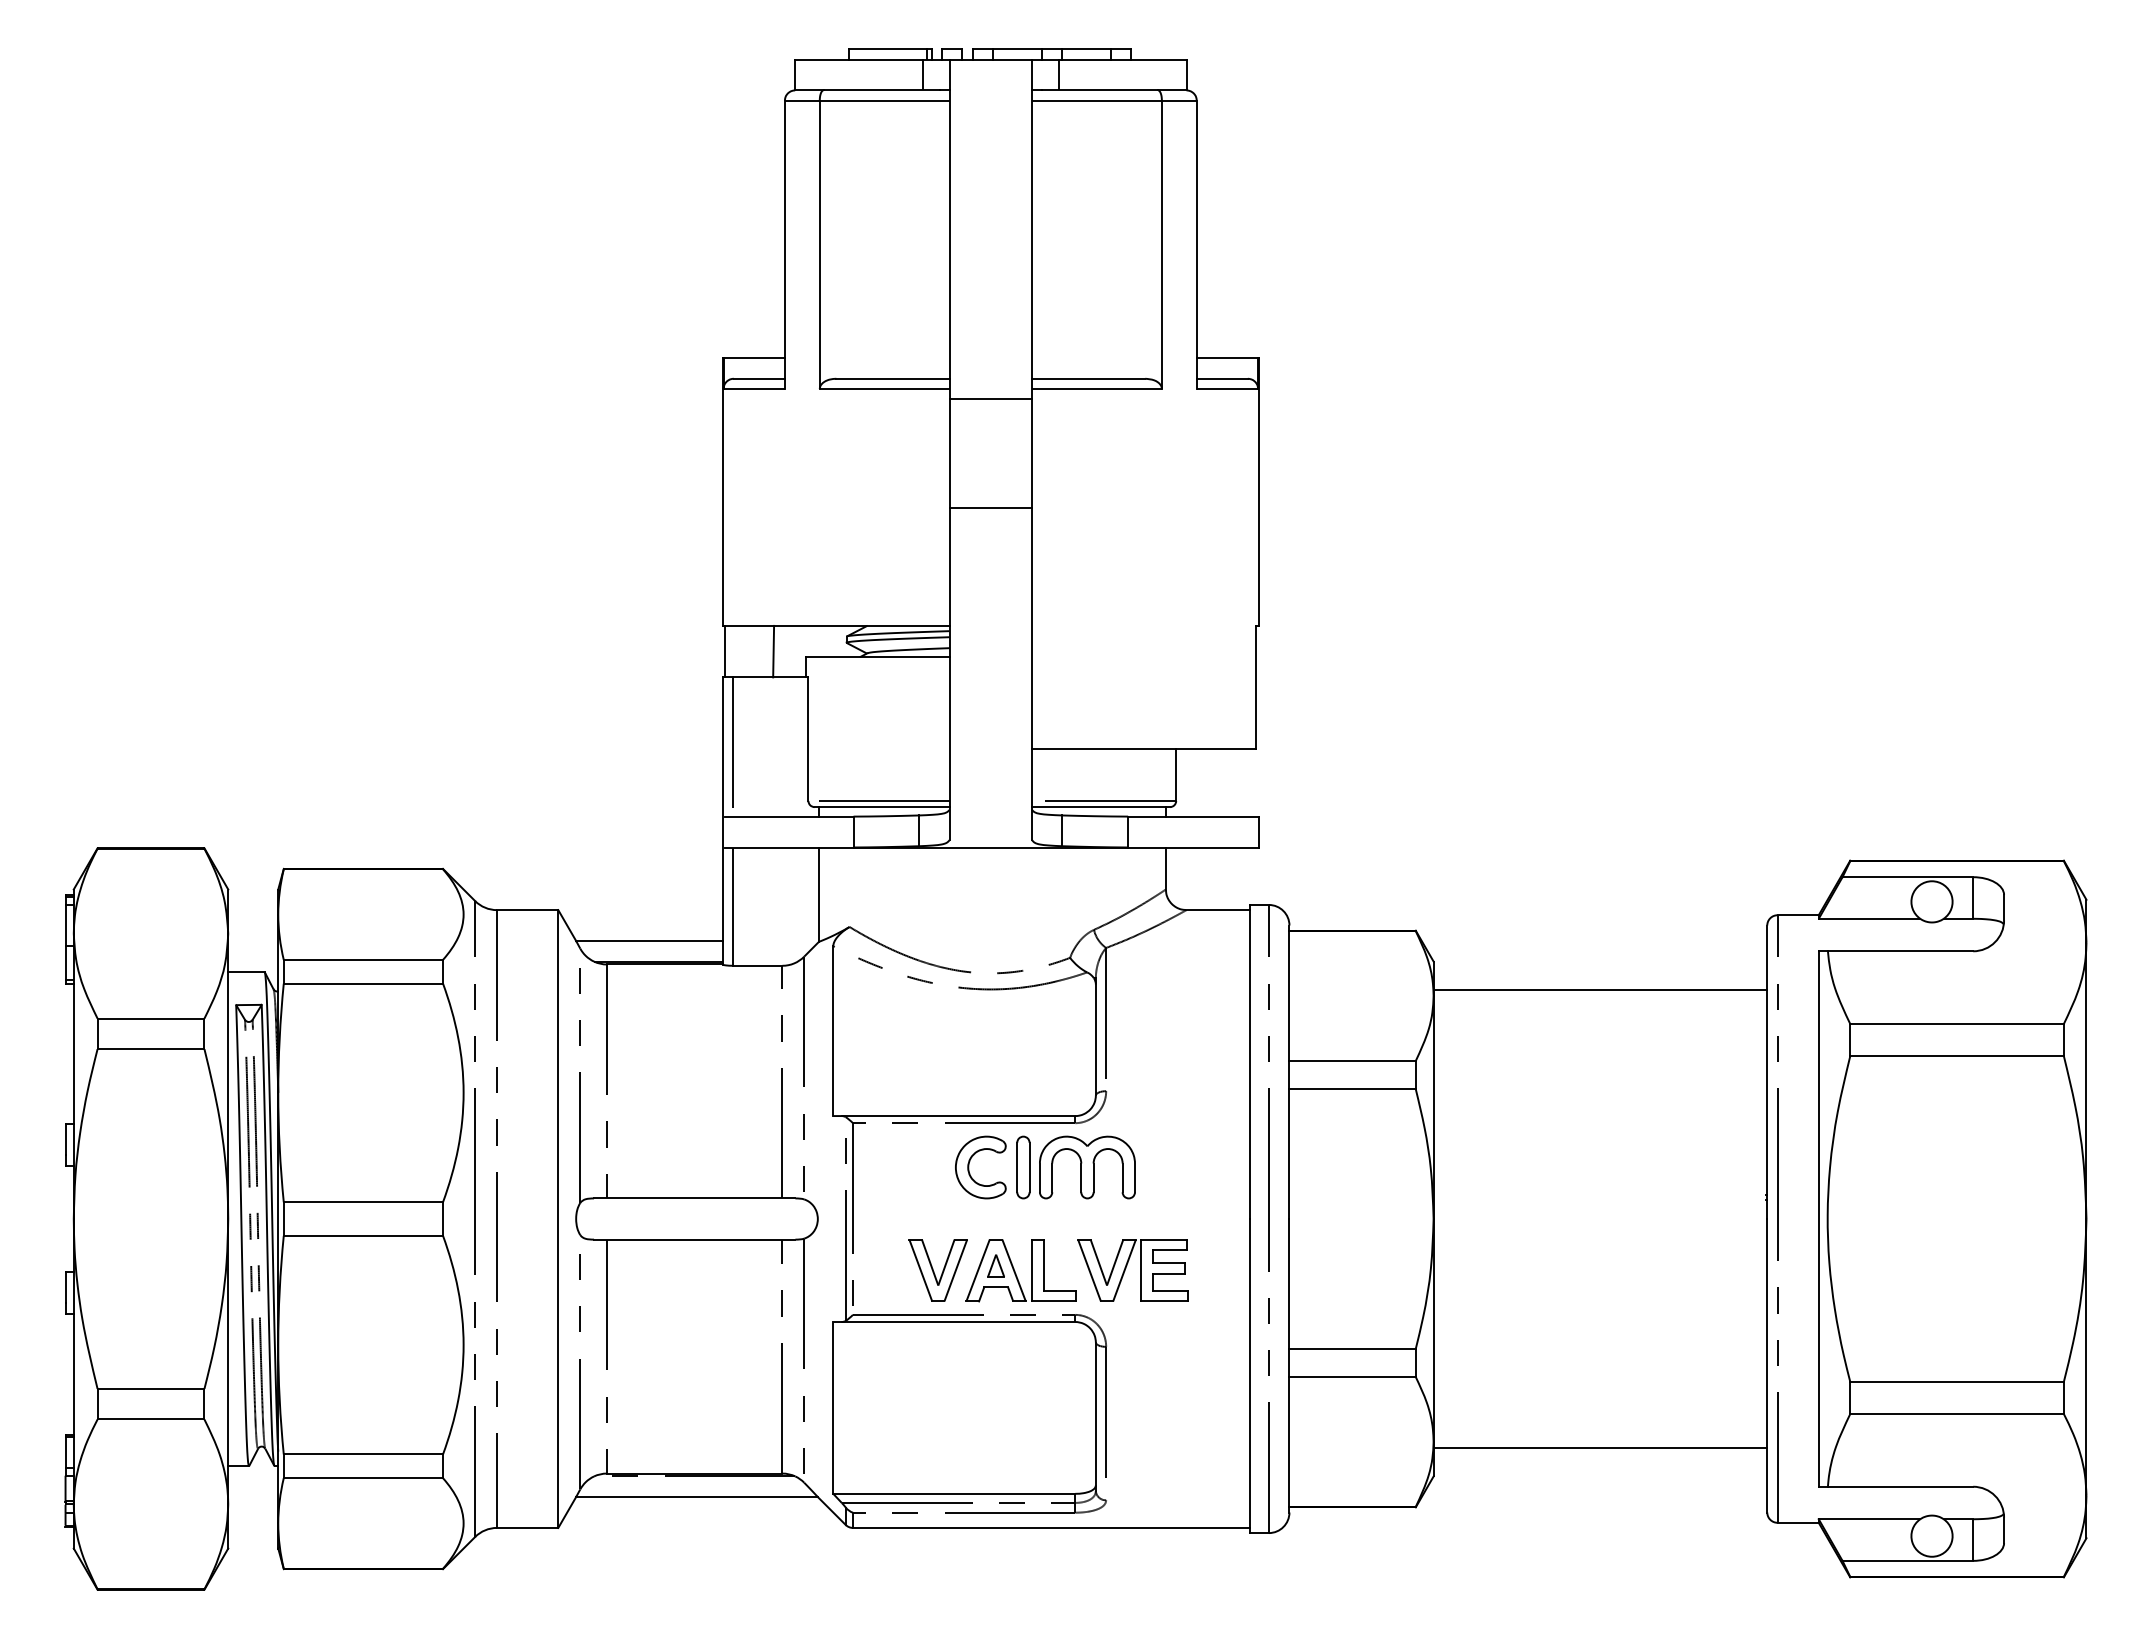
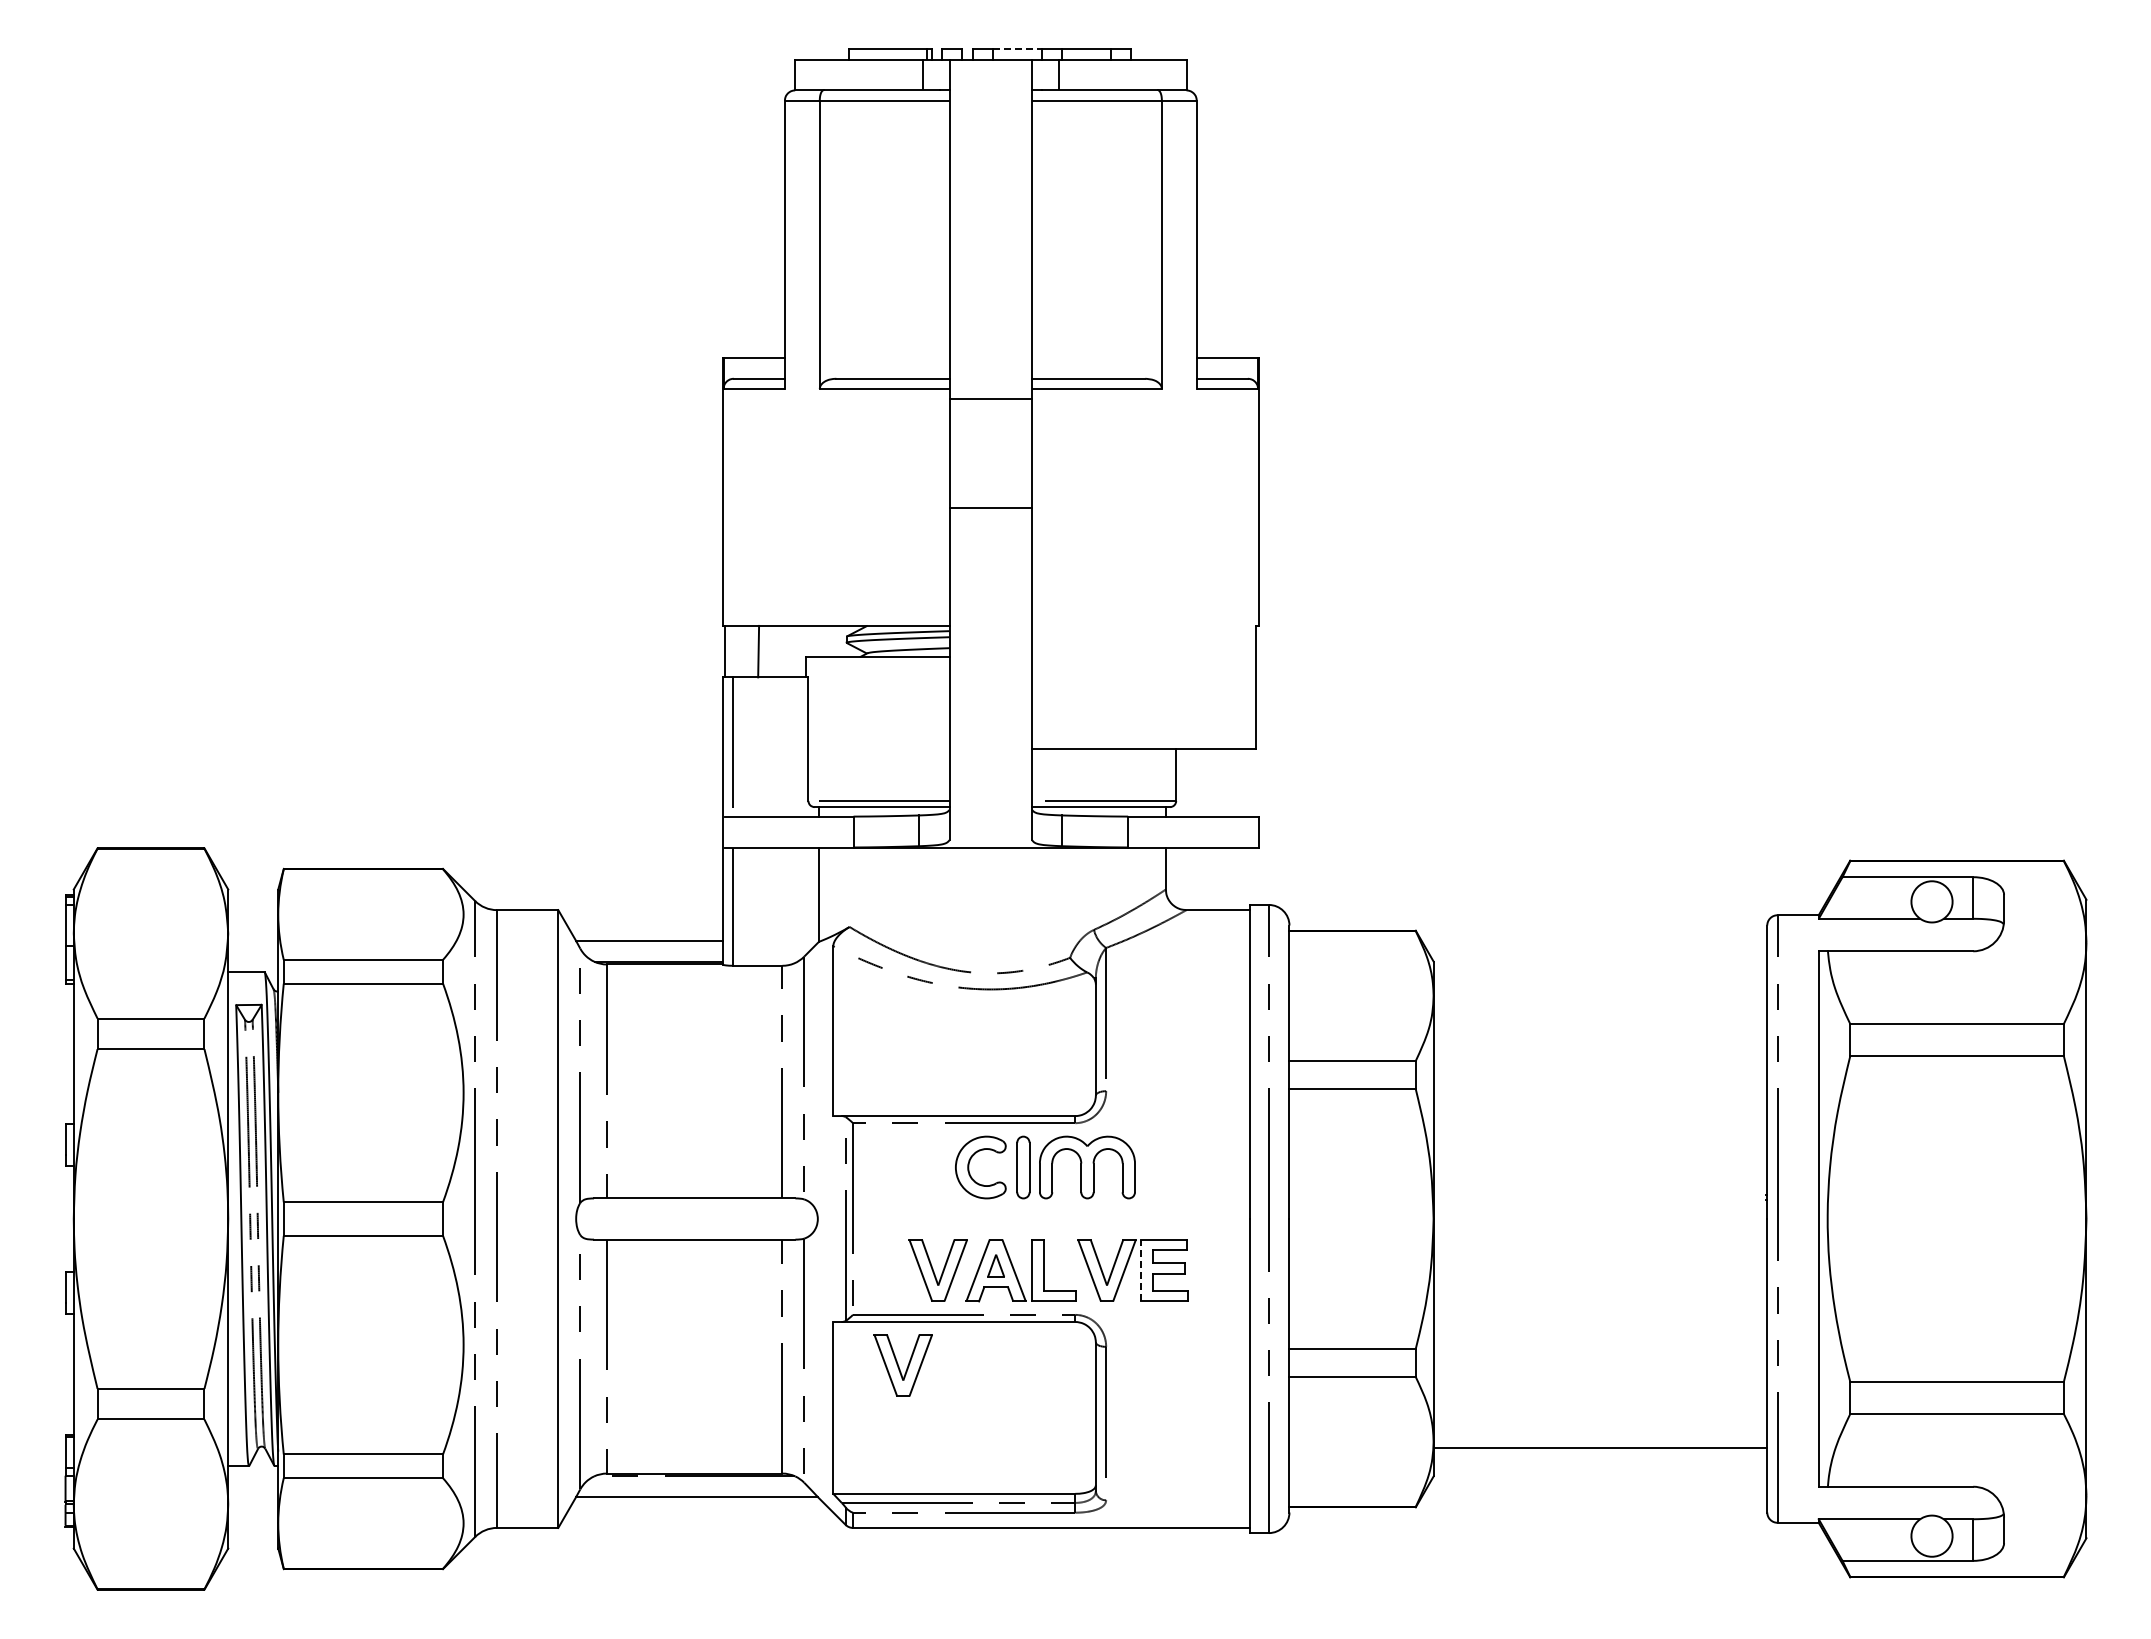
line: solid -> dashed (1017, 49)
line position: (773, 651) -> (758, 651) (758, 651)
line: present -> none (1600, 990)
line: solid -> dashed (1141, 1270)
part: none -> present (902, 1365)
